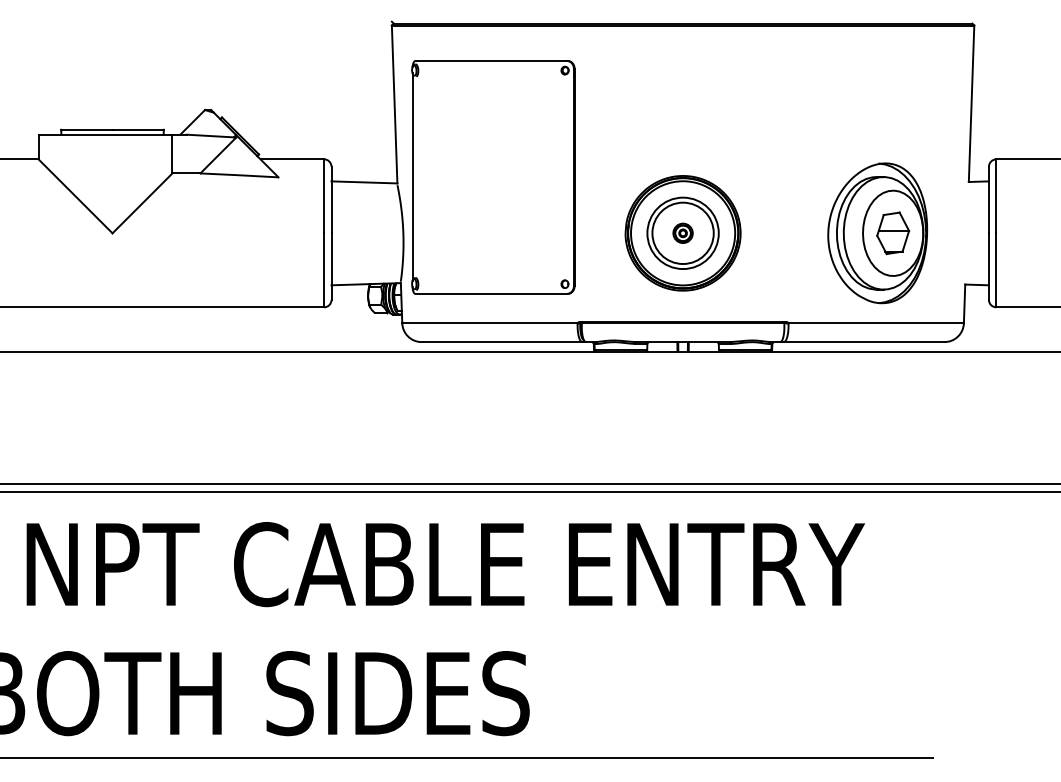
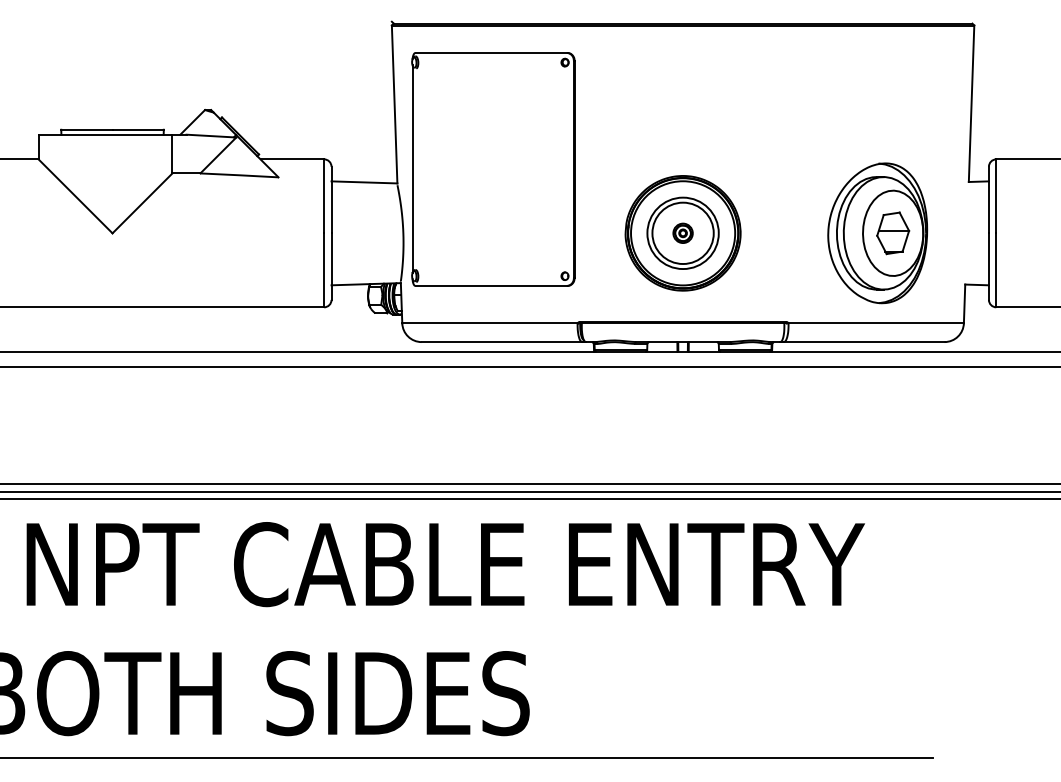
part position: (493, 177) -> (493, 169) (493, 169)
line: none -> present (529, 367)
line: none -> present (529, 499)
